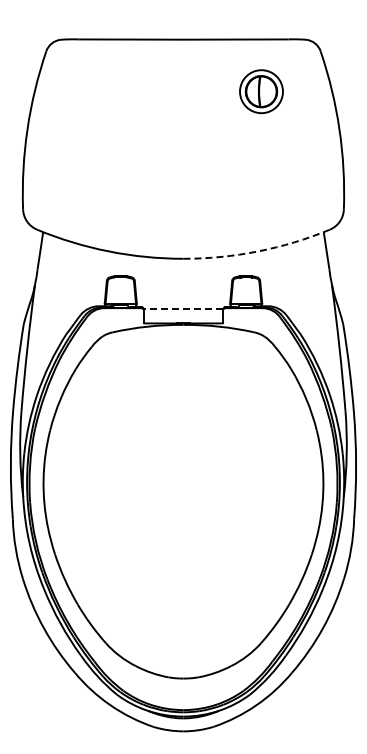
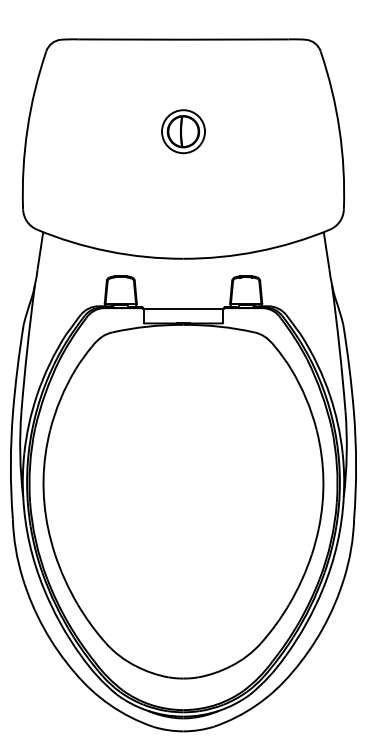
part position: (261, 91) -> (183, 131) (183, 131)
arc: dashed -> solid (258, 251)
line: dashed -> solid (183, 309)
